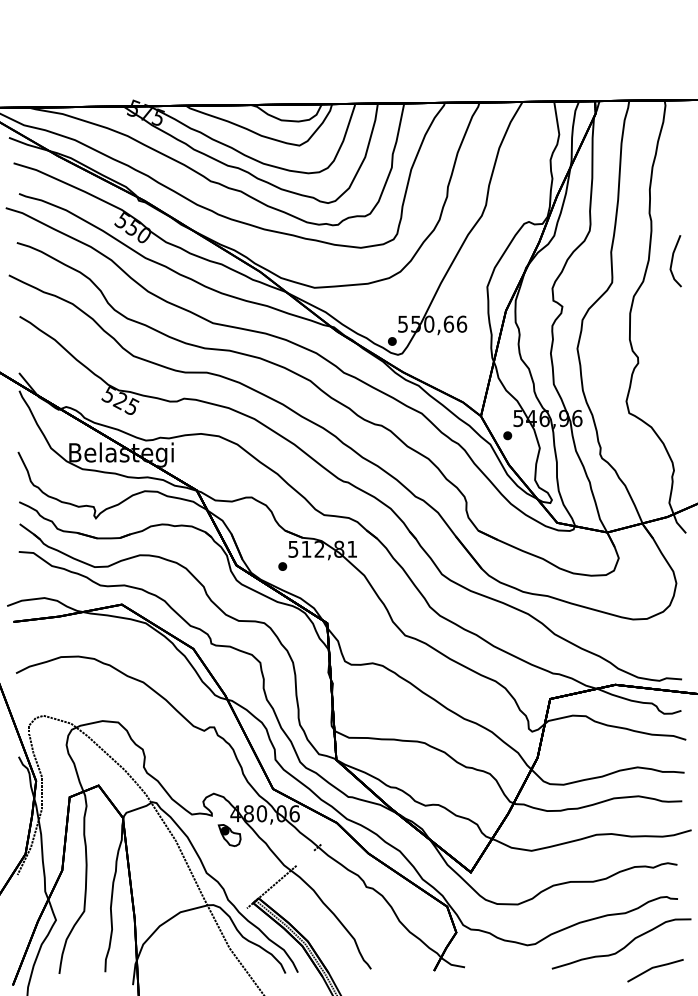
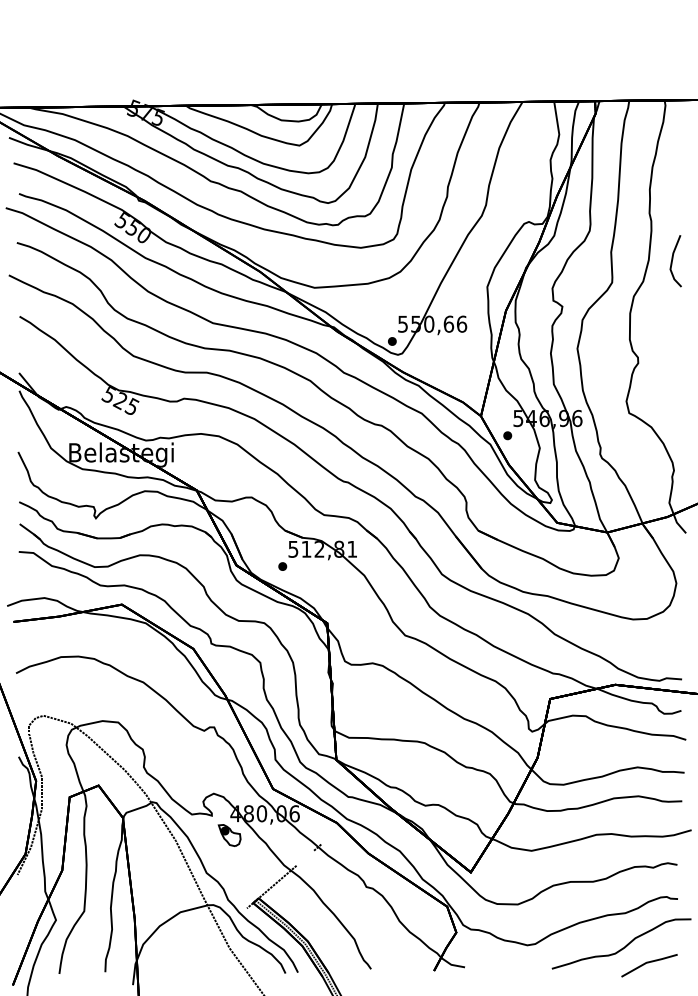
line position: (654, 968) -> (648, 963) (648, 963)
